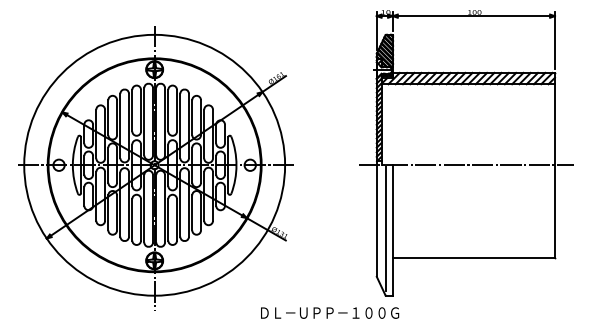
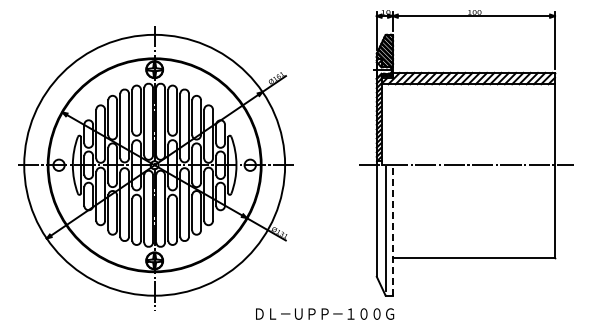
line: solid -> dashed (392, 230)
text position: (330, 312) -> (325, 313) (325, 313)
